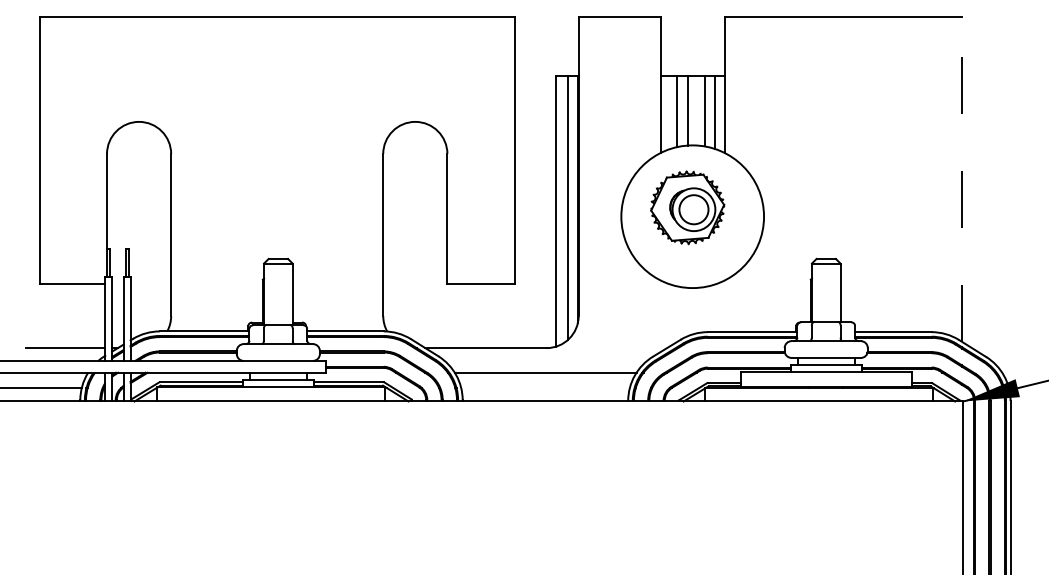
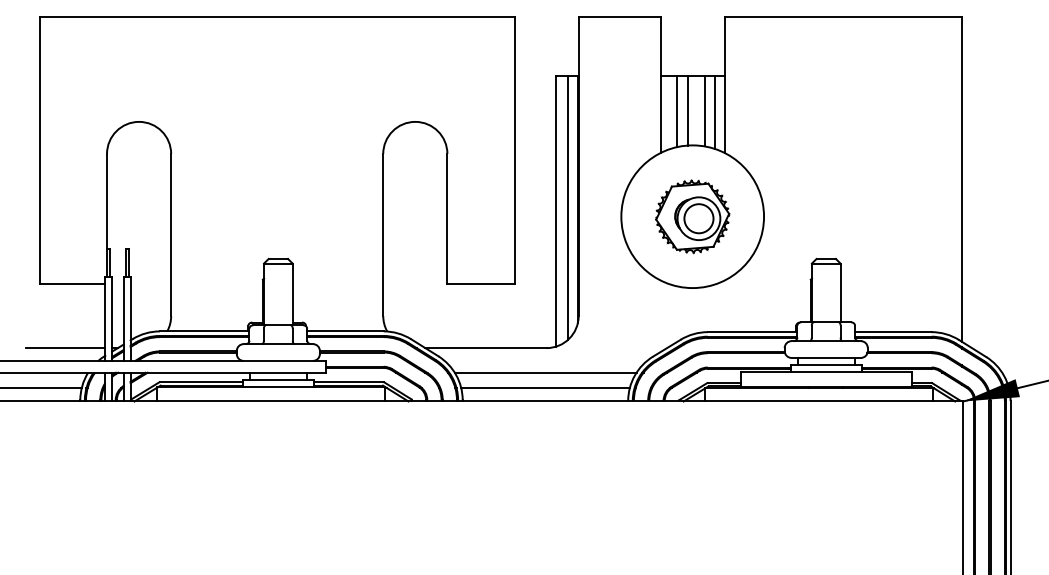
line: dashed -> solid (962, 178)
part position: (687, 207) -> (692, 216) (692, 216)
line: none -> present (545, 387)
